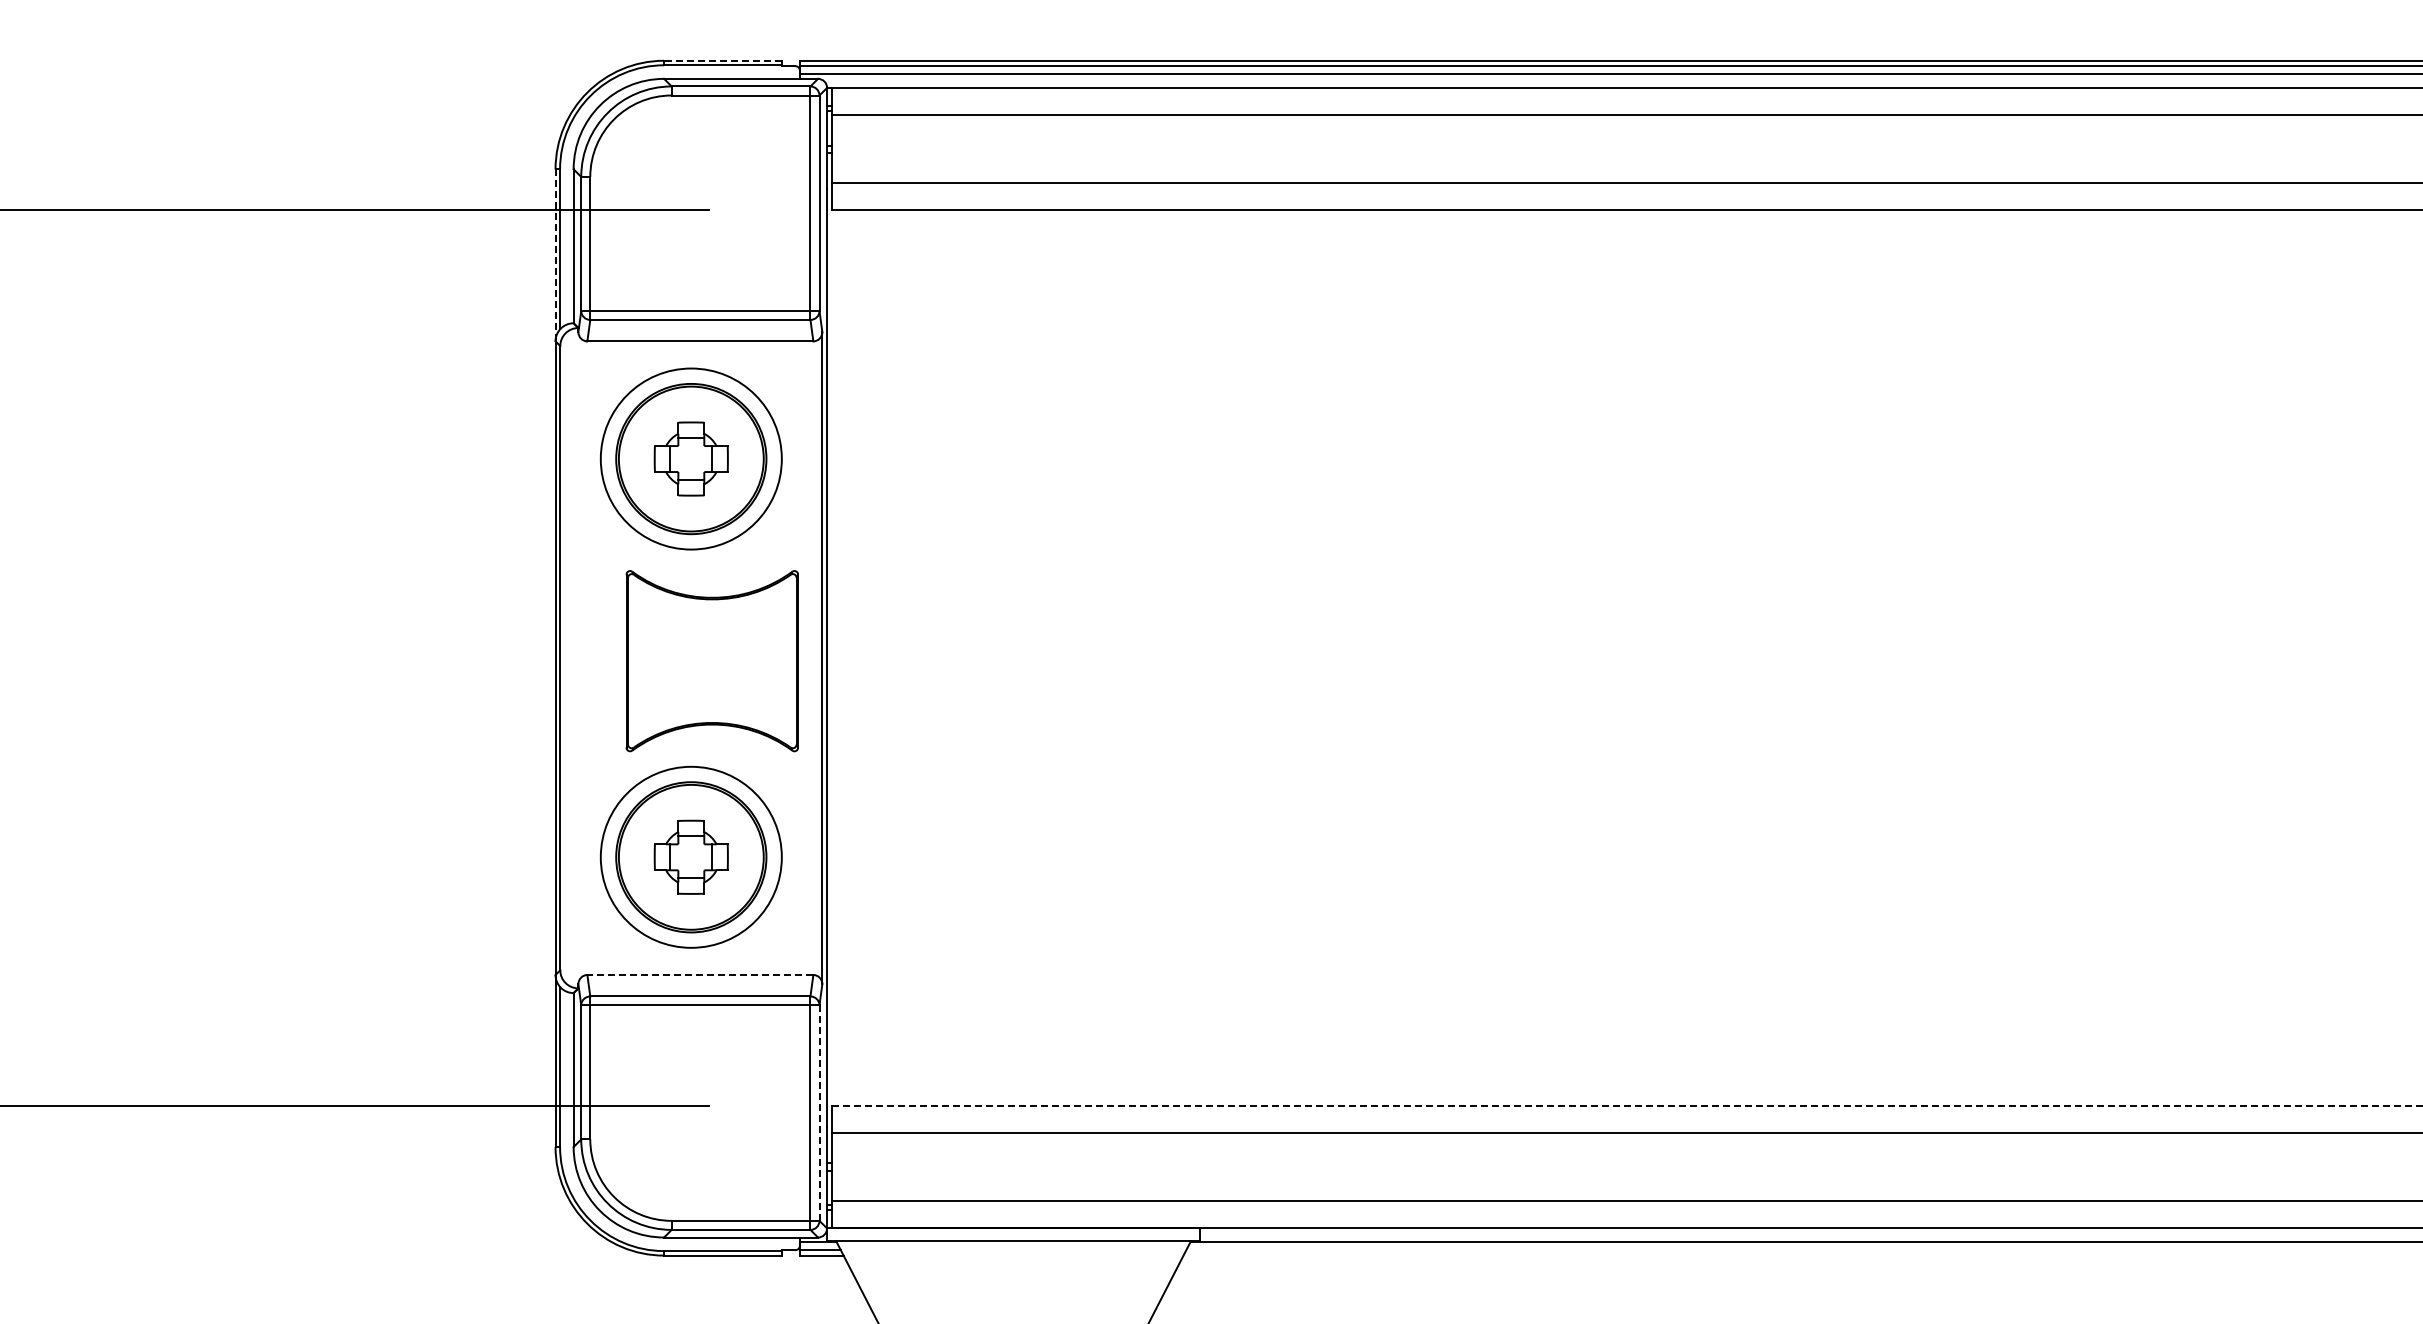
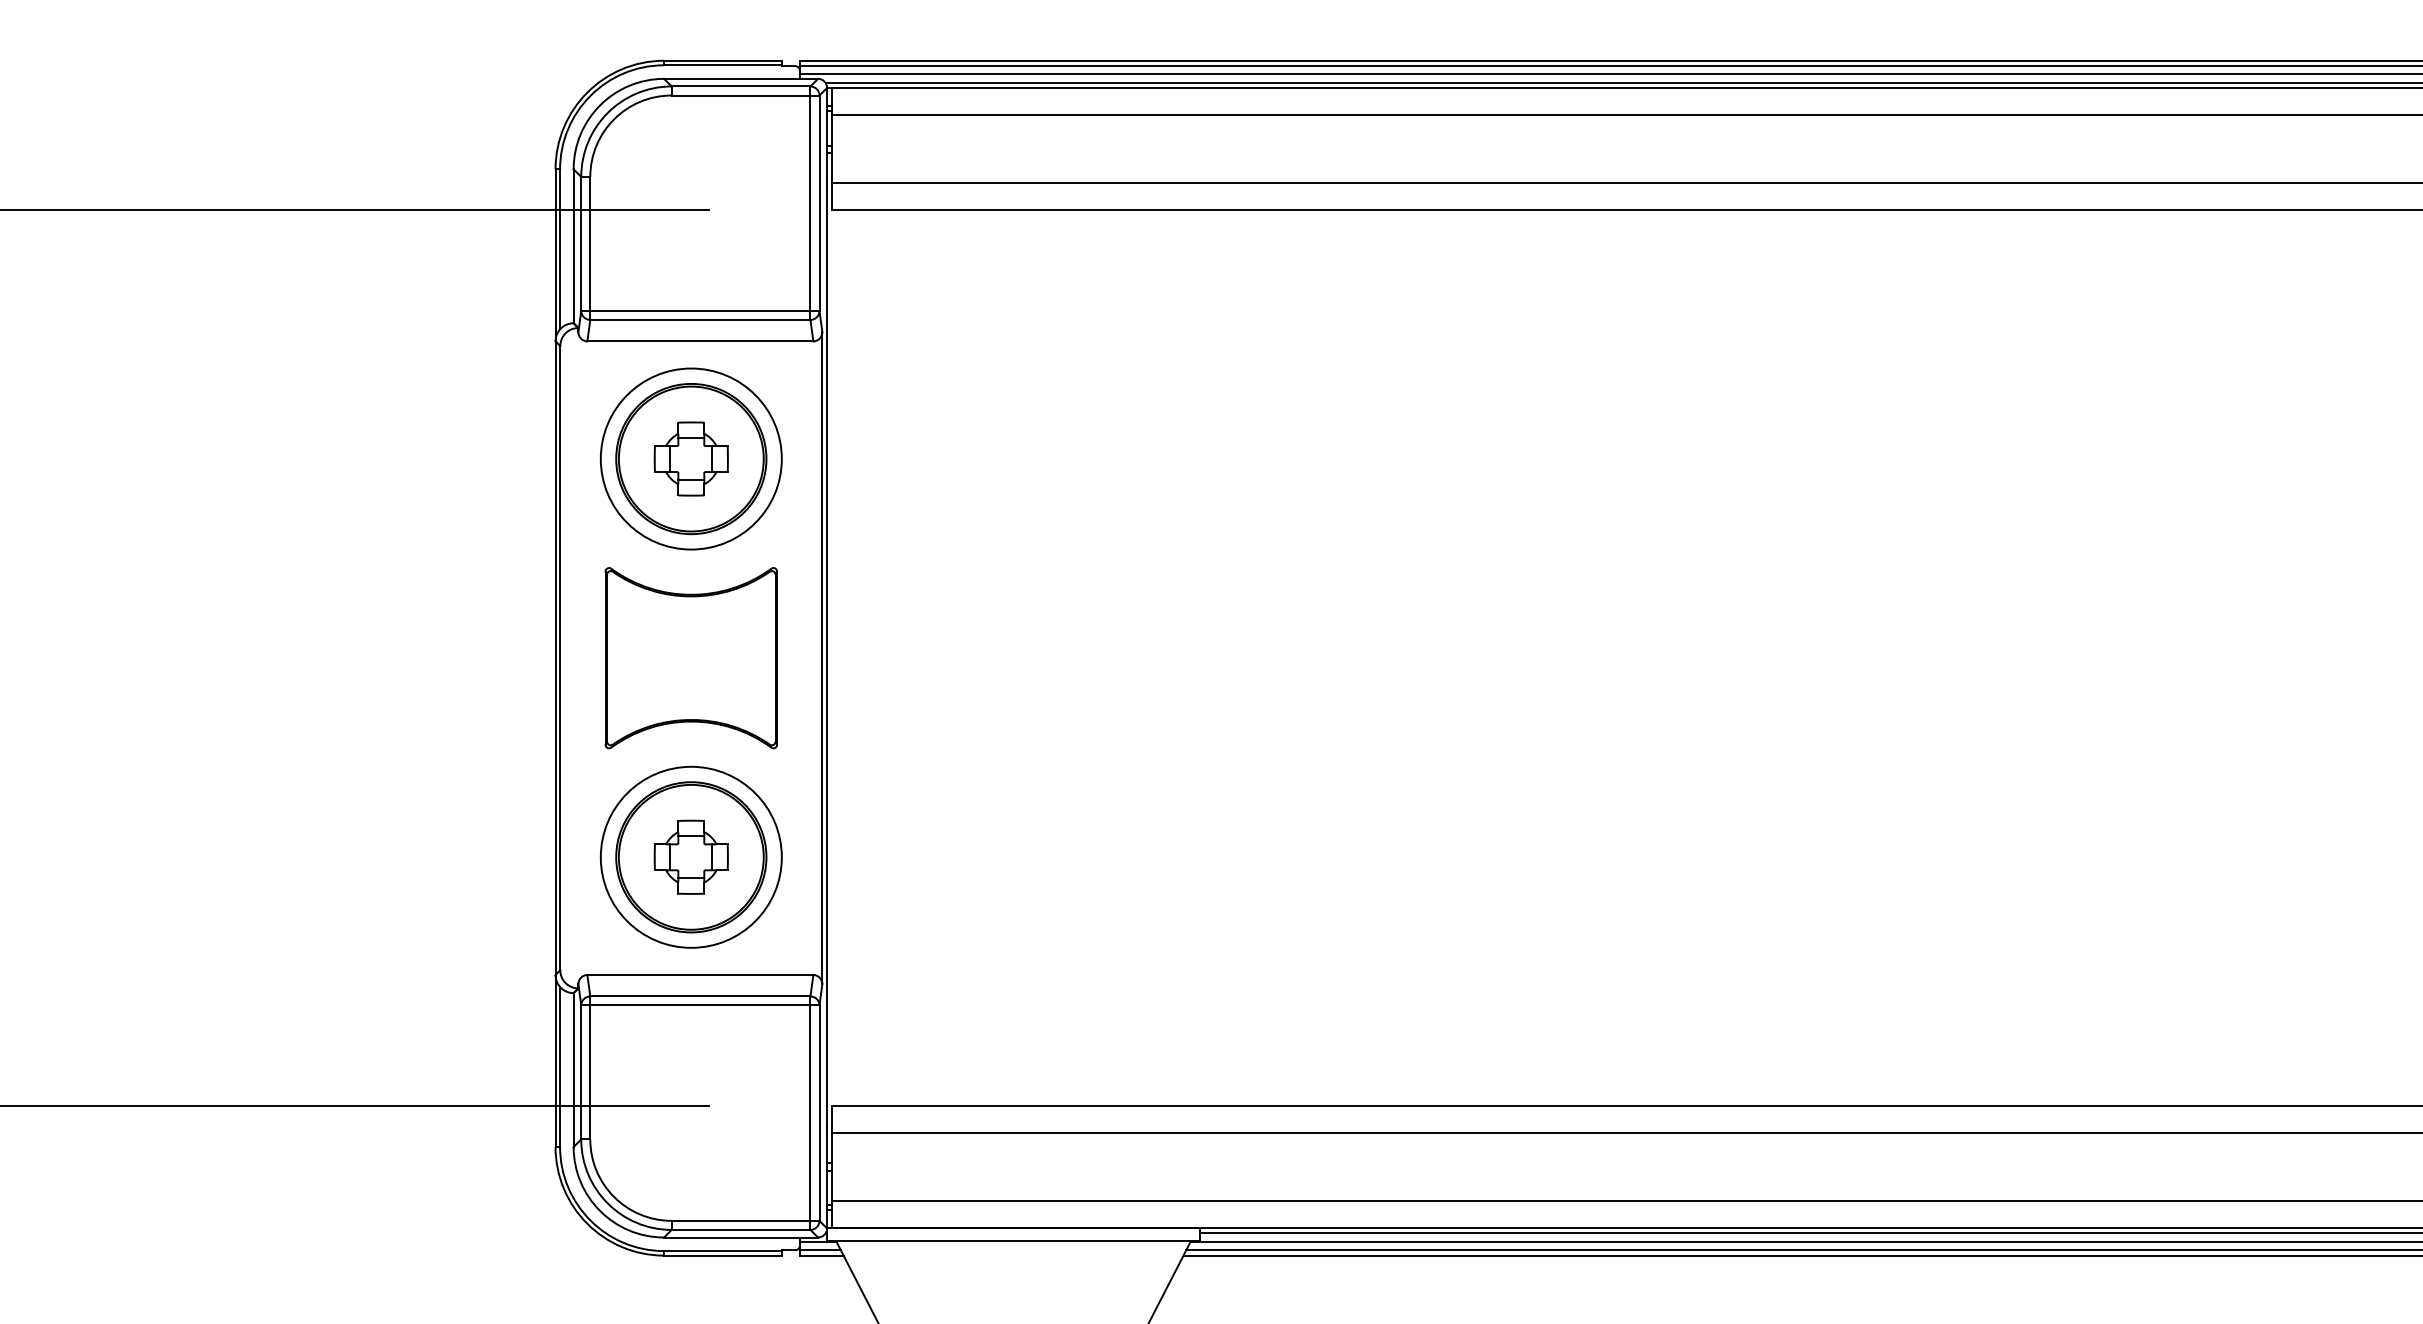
line: dashed -> solid (723, 60)
line: none -> present (1622, 83)
line: dashed -> solid (555, 255)
part position: (711, 661) -> (690, 658) (690, 658)
line: dashed -> solid (699, 975)
line: dashed -> solid (1627, 1106)
line: dashed -> solid (819, 1113)
line: none -> present (1809, 1232)
line: none -> present (1802, 1250)
line: none -> present (1801, 1255)
